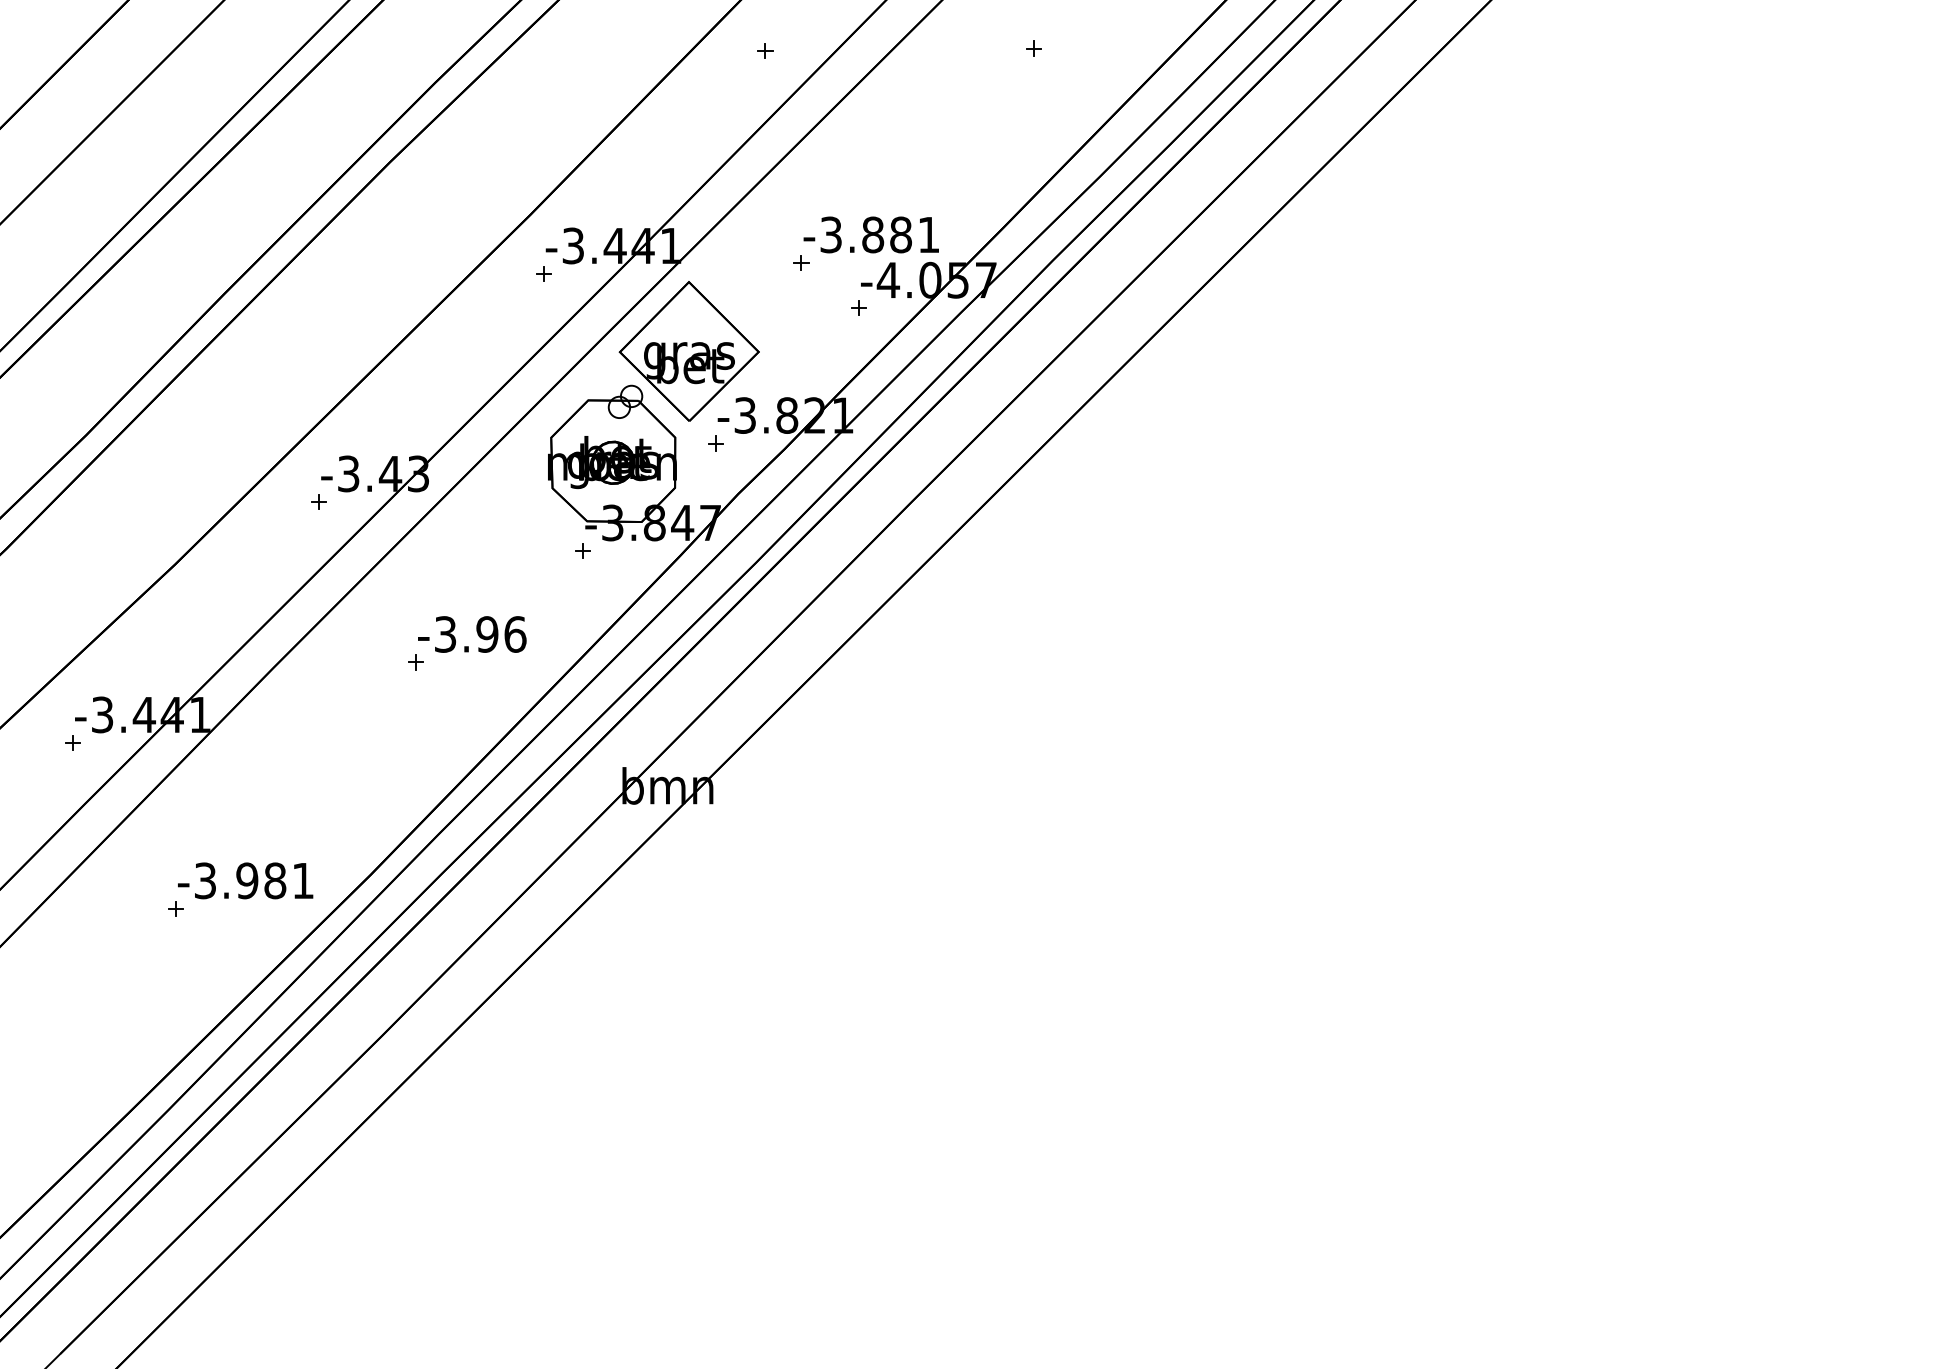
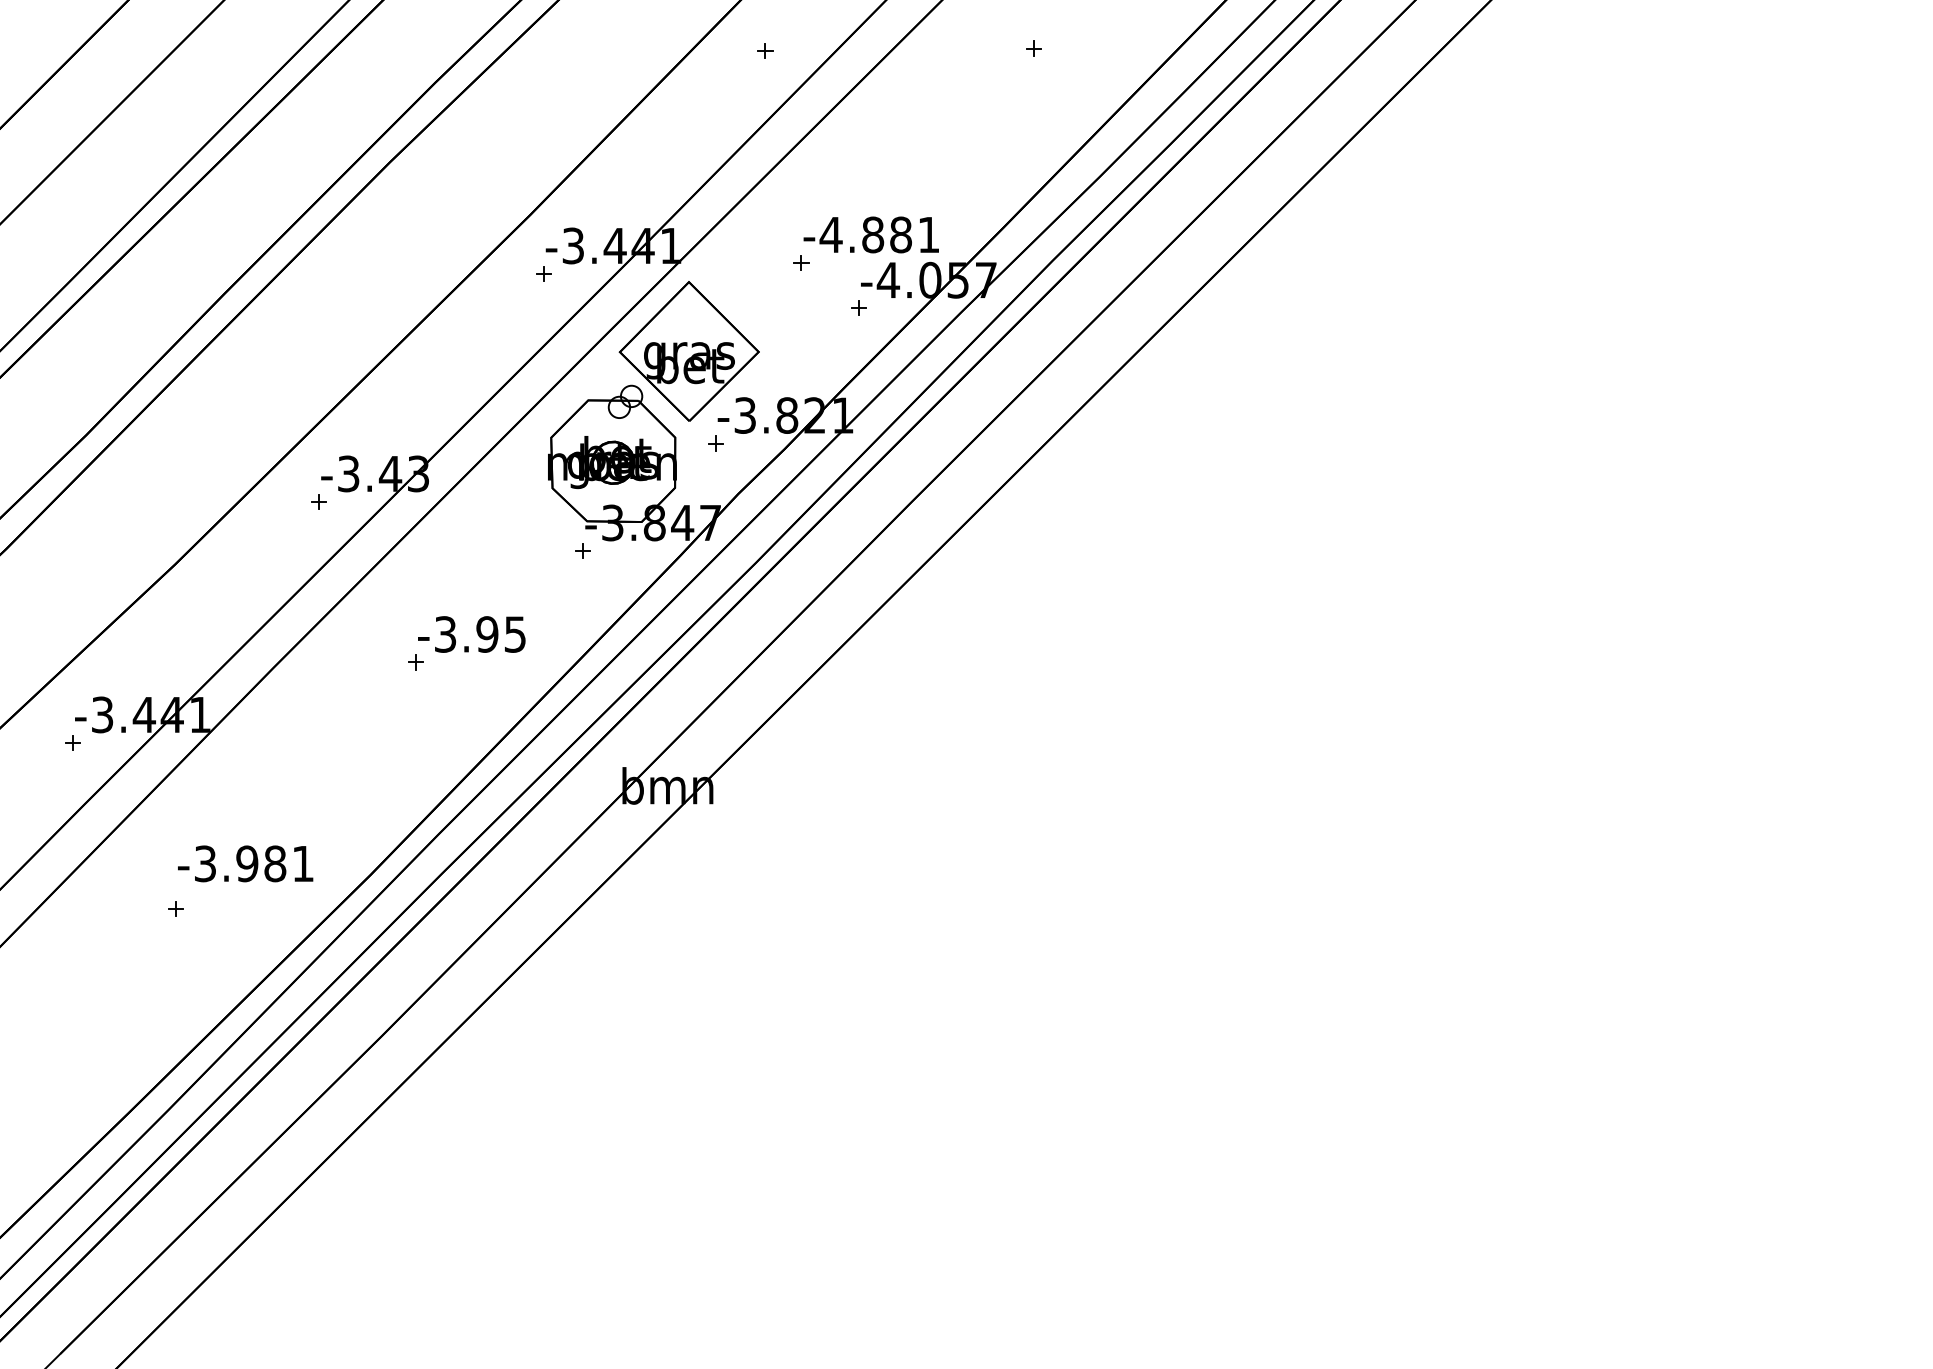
text: -3.881 -> -4.881 (830, 234)
text: -3.96 -> -3.95 (515, 634)
text position: (245, 880) -> (245, 863) (245, 863)
